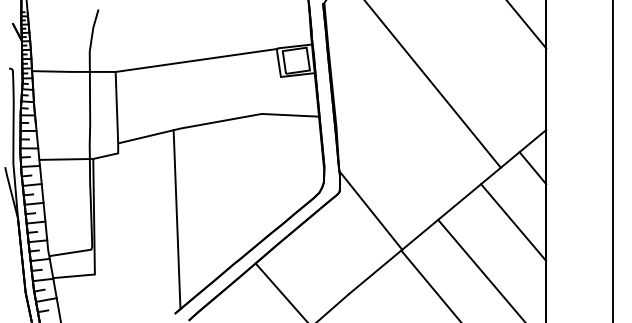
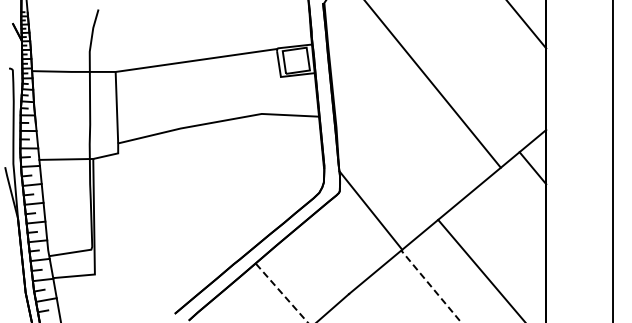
line: present -> none (176, 219)
line: present -> none (513, 222)
line: solid -> dashed (431, 286)
line: solid -> dashed (281, 292)
